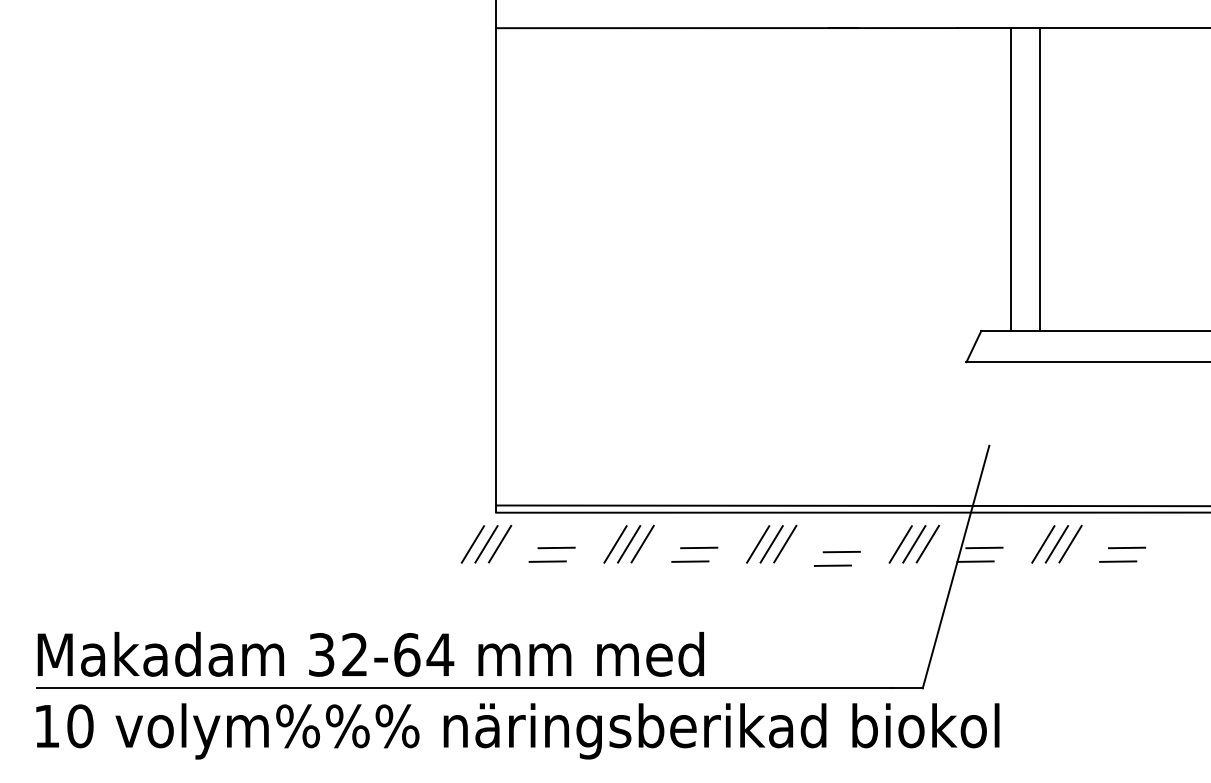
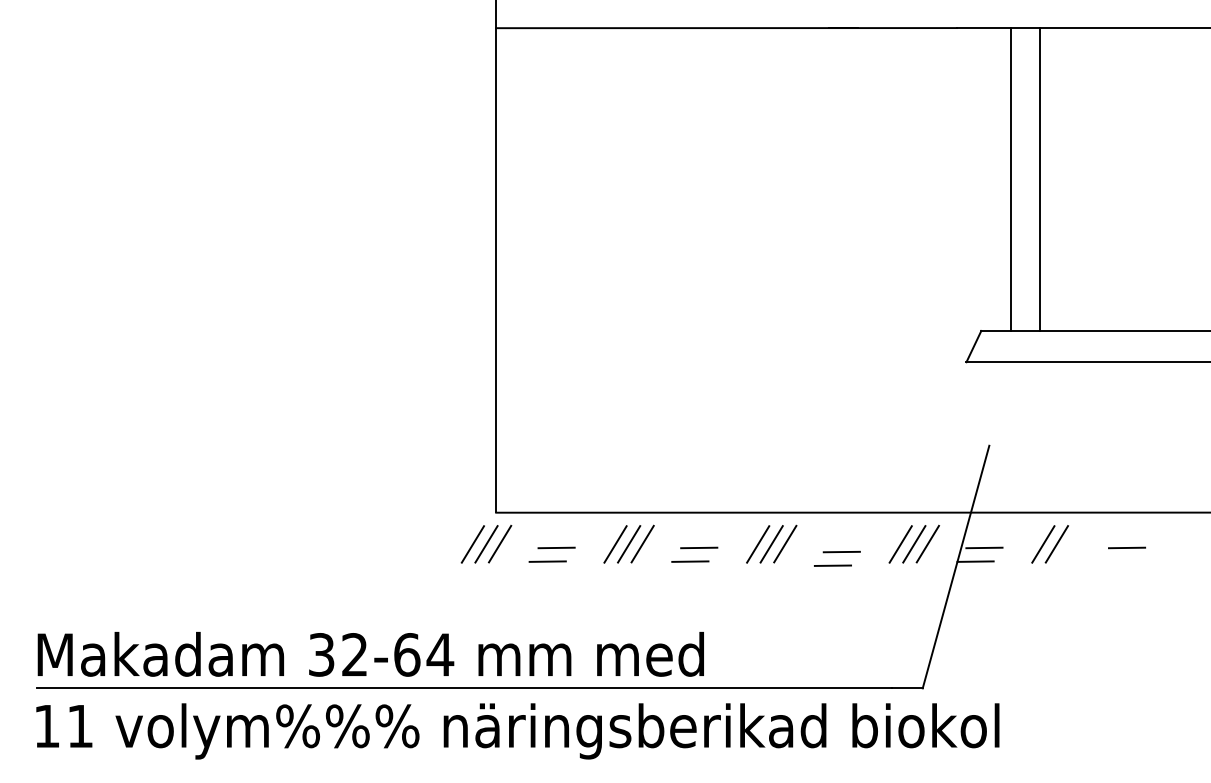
line: present -> none (851, 505)
line: present -> none (1070, 543)
line: present -> none (1118, 561)
text: 10 -> 11 (80, 726)
